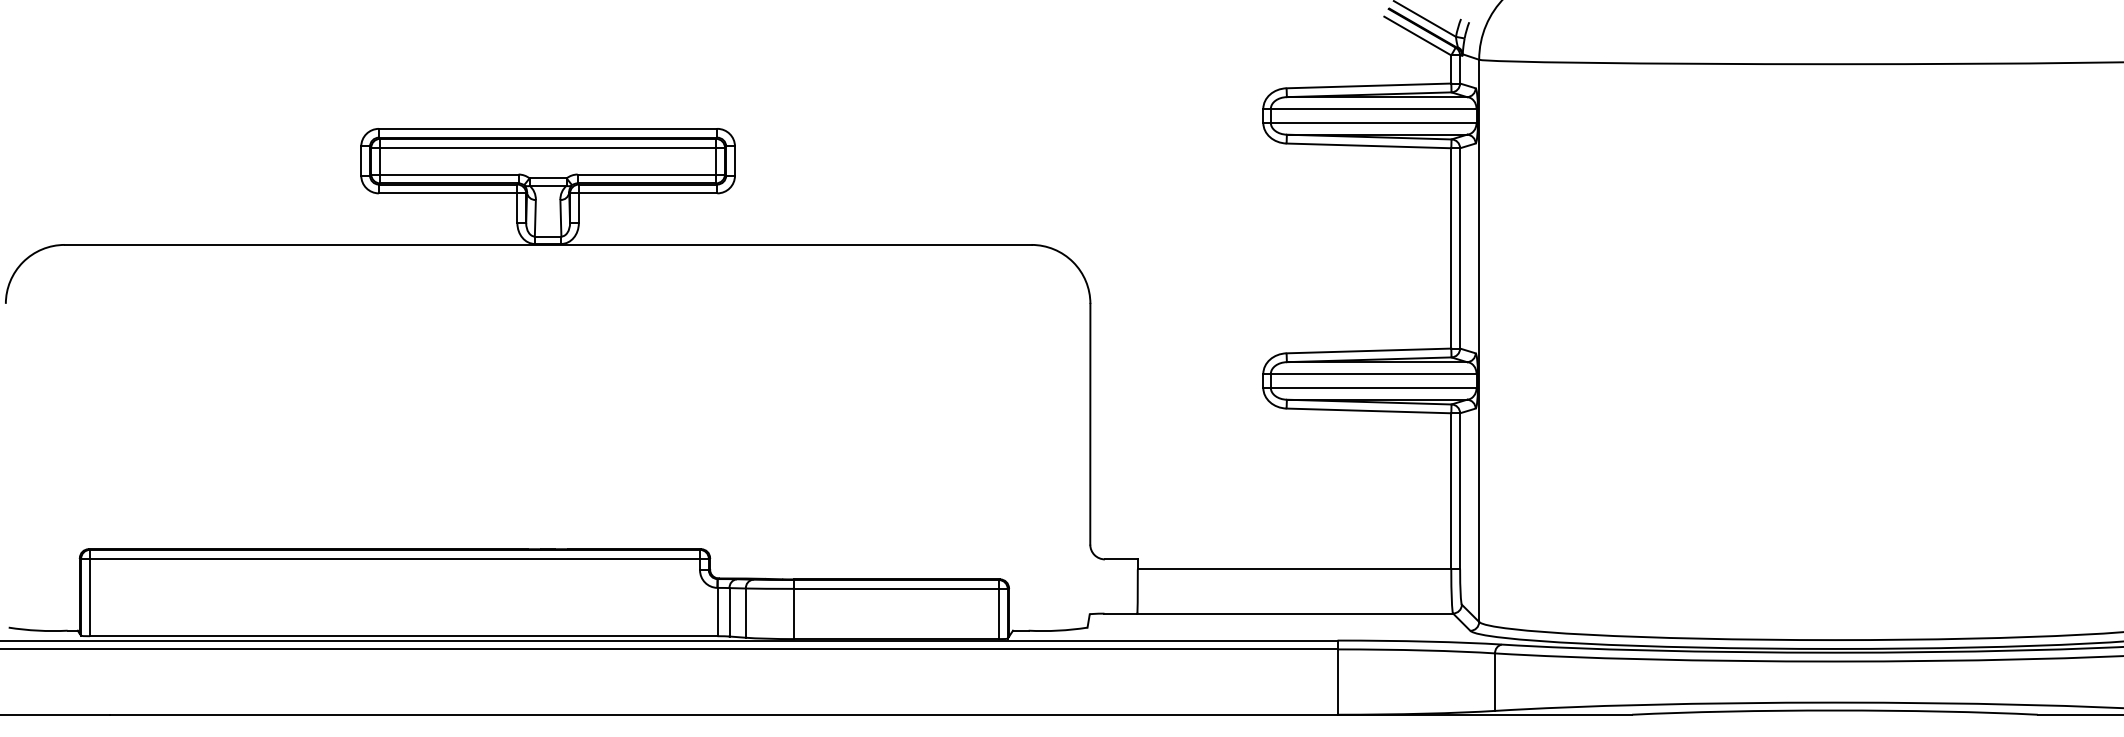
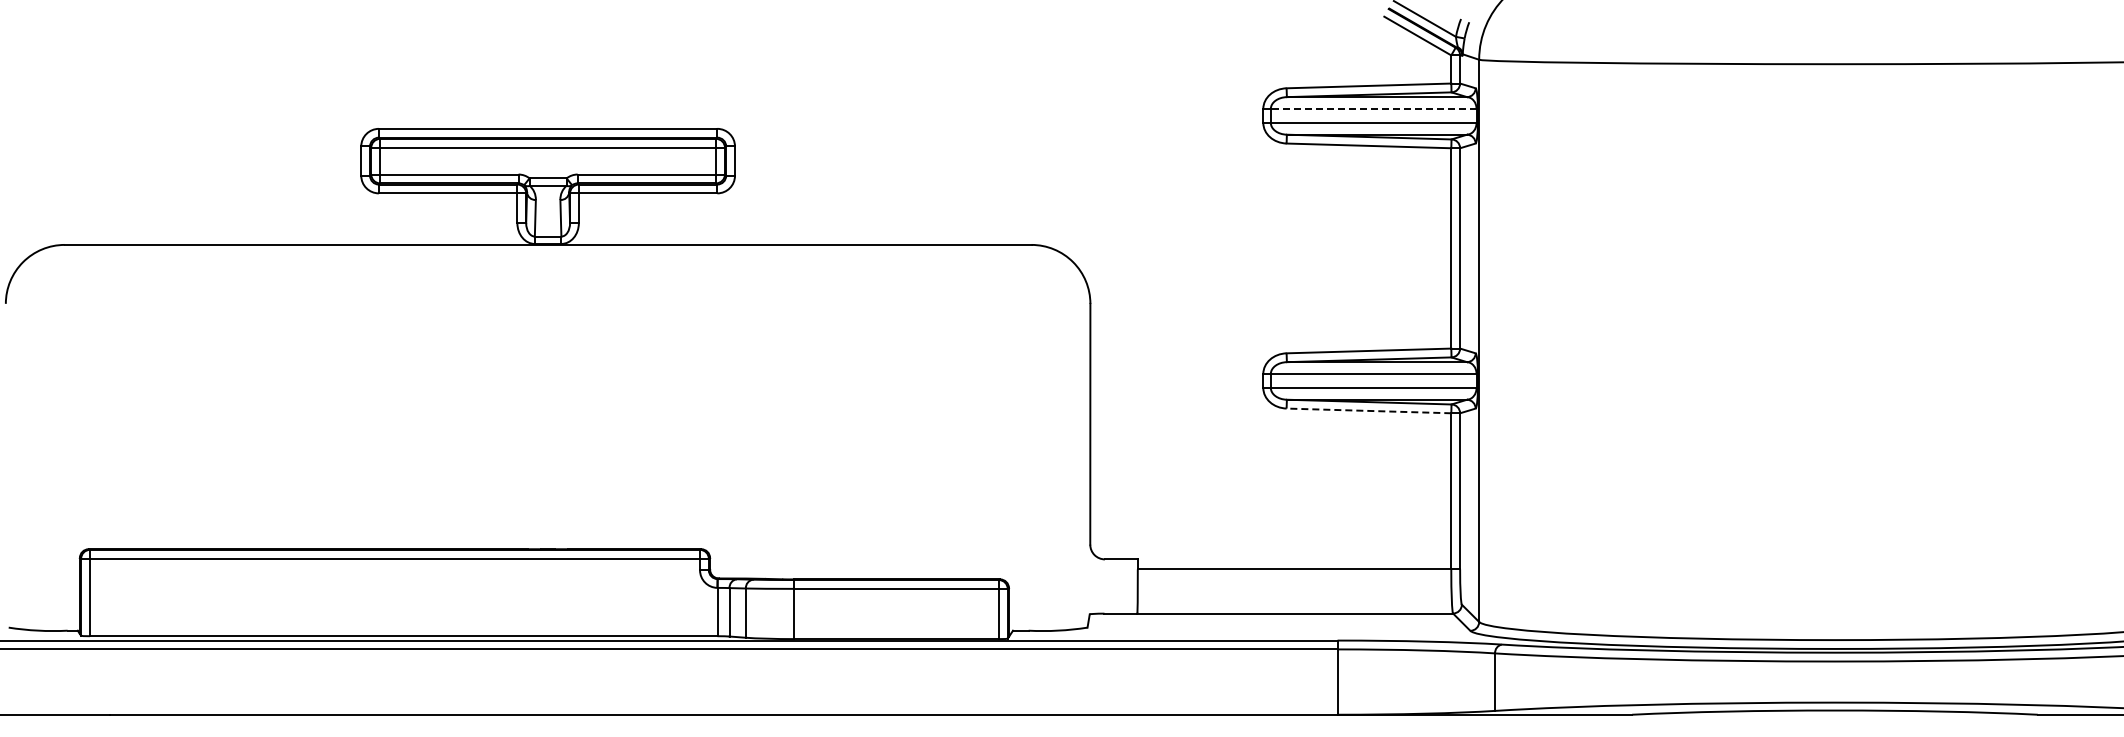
line: solid -> dashed (1373, 108)
line: solid -> dashed (1368, 410)
